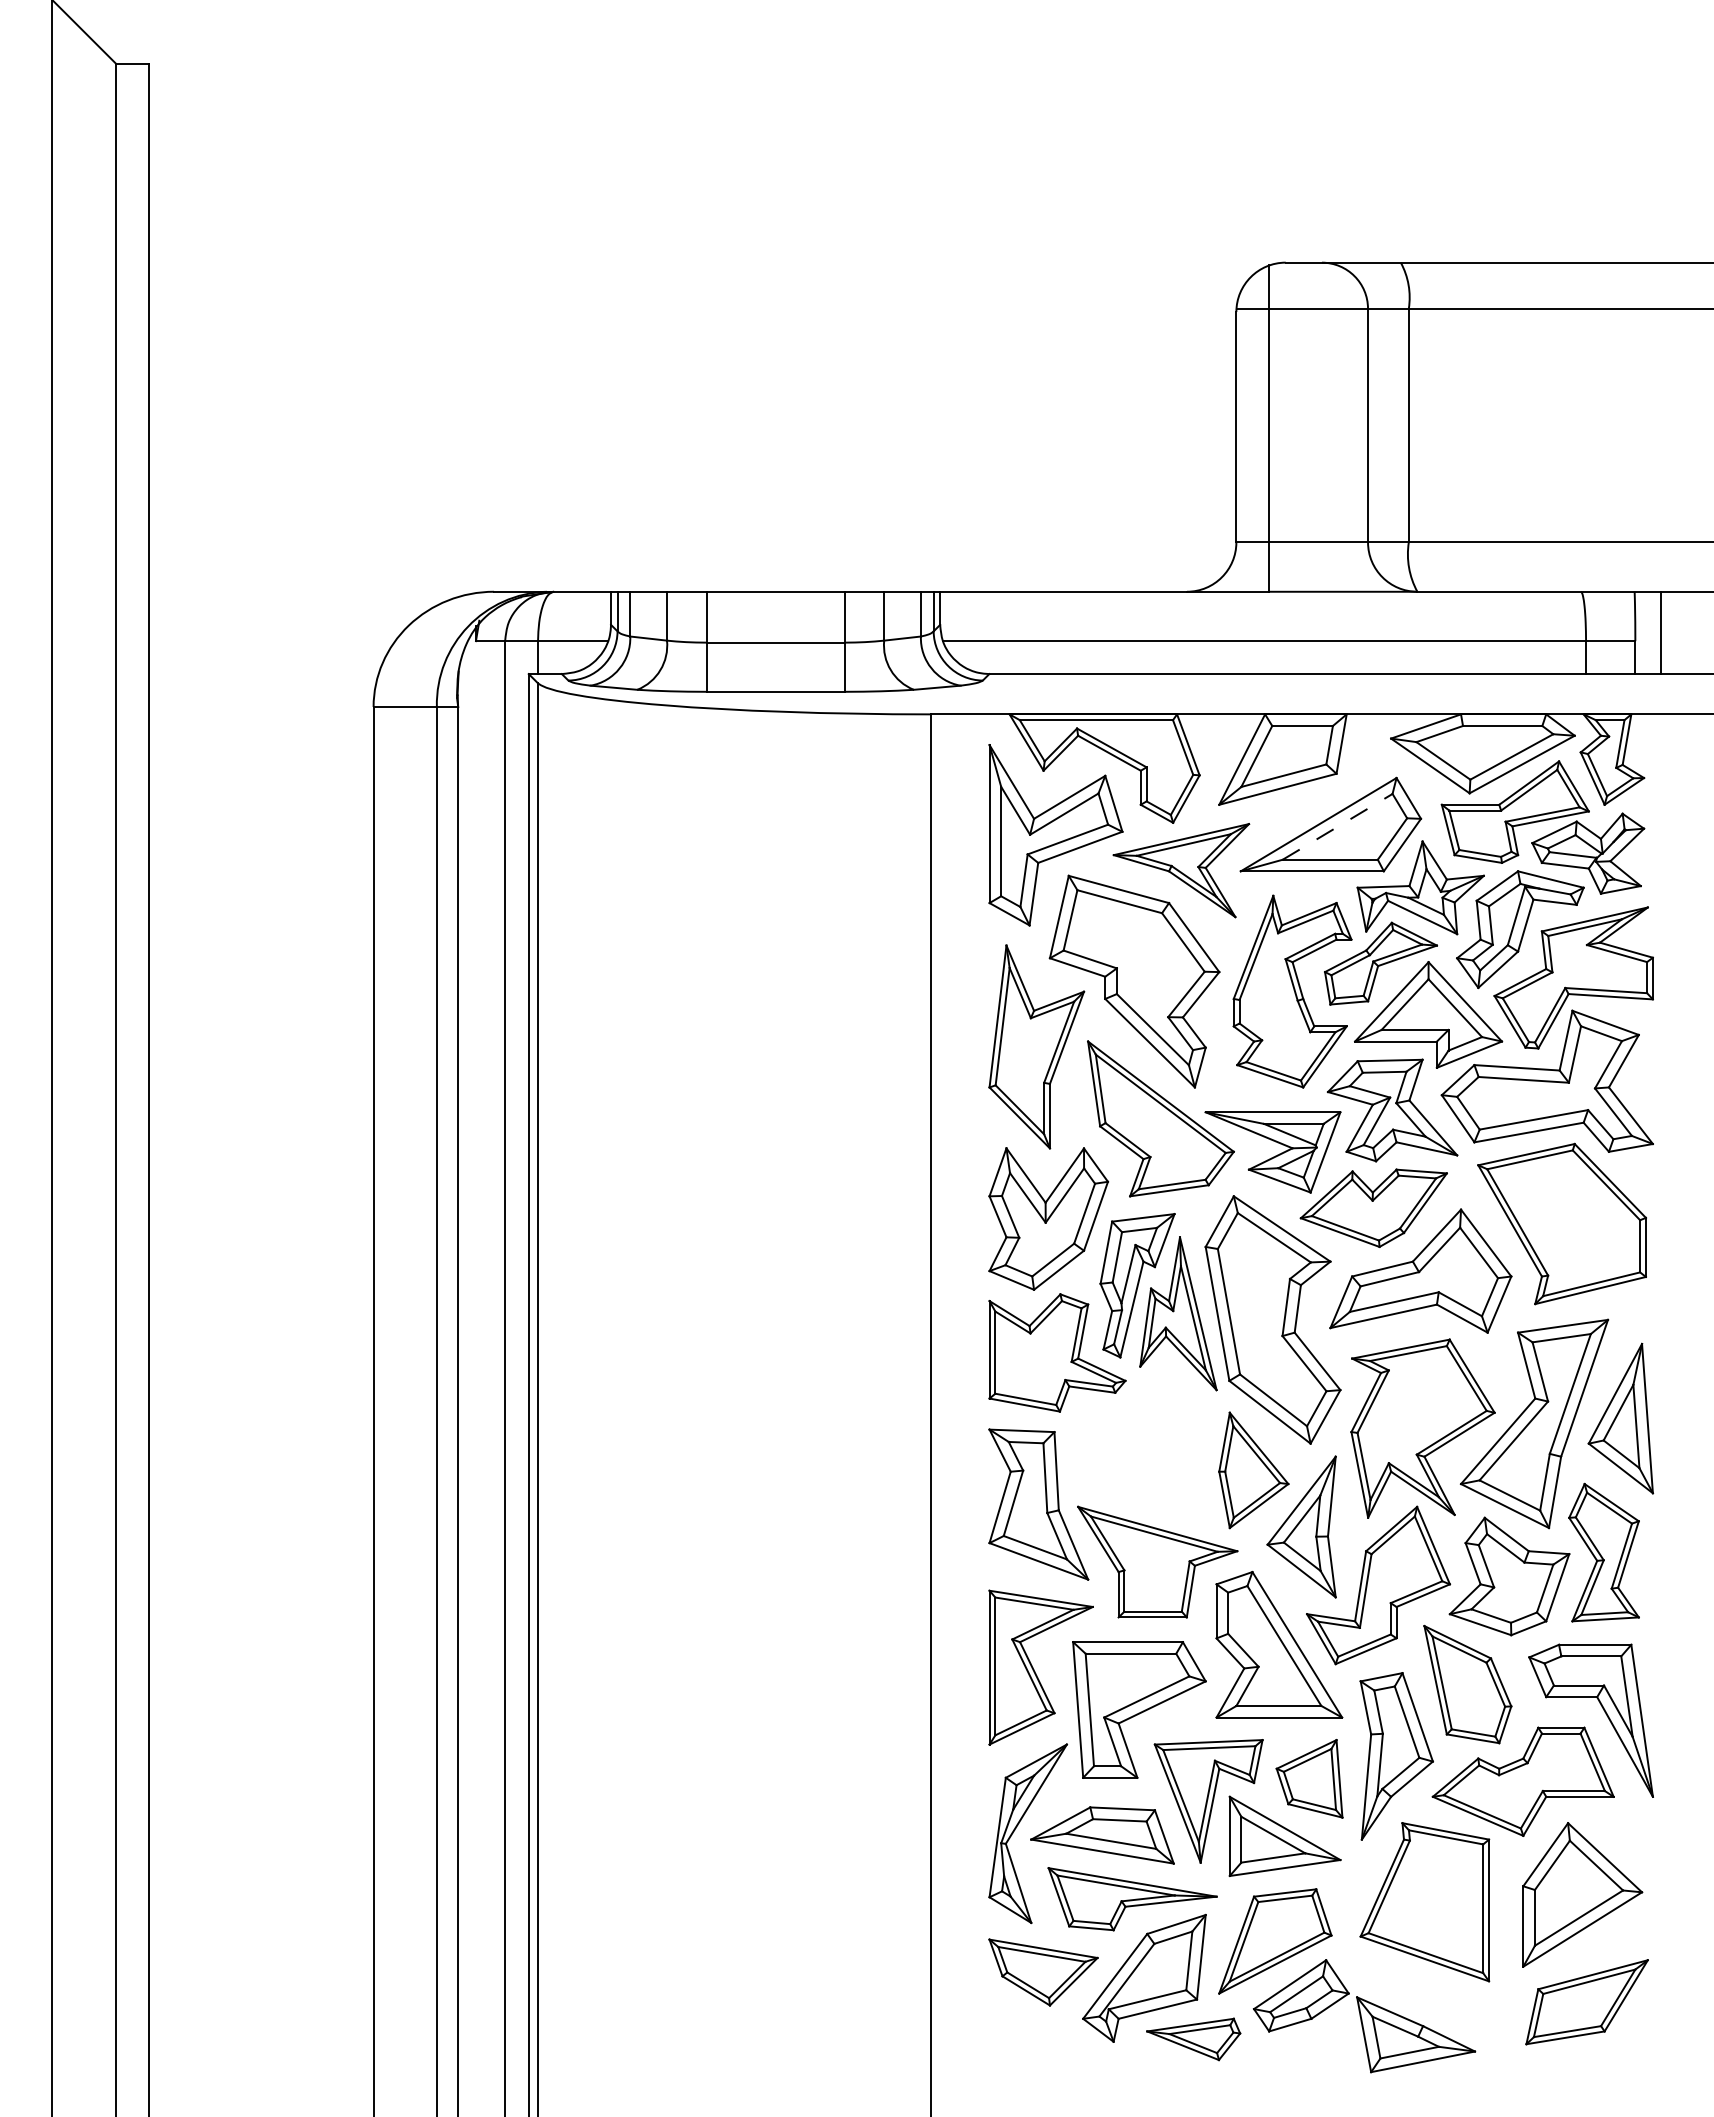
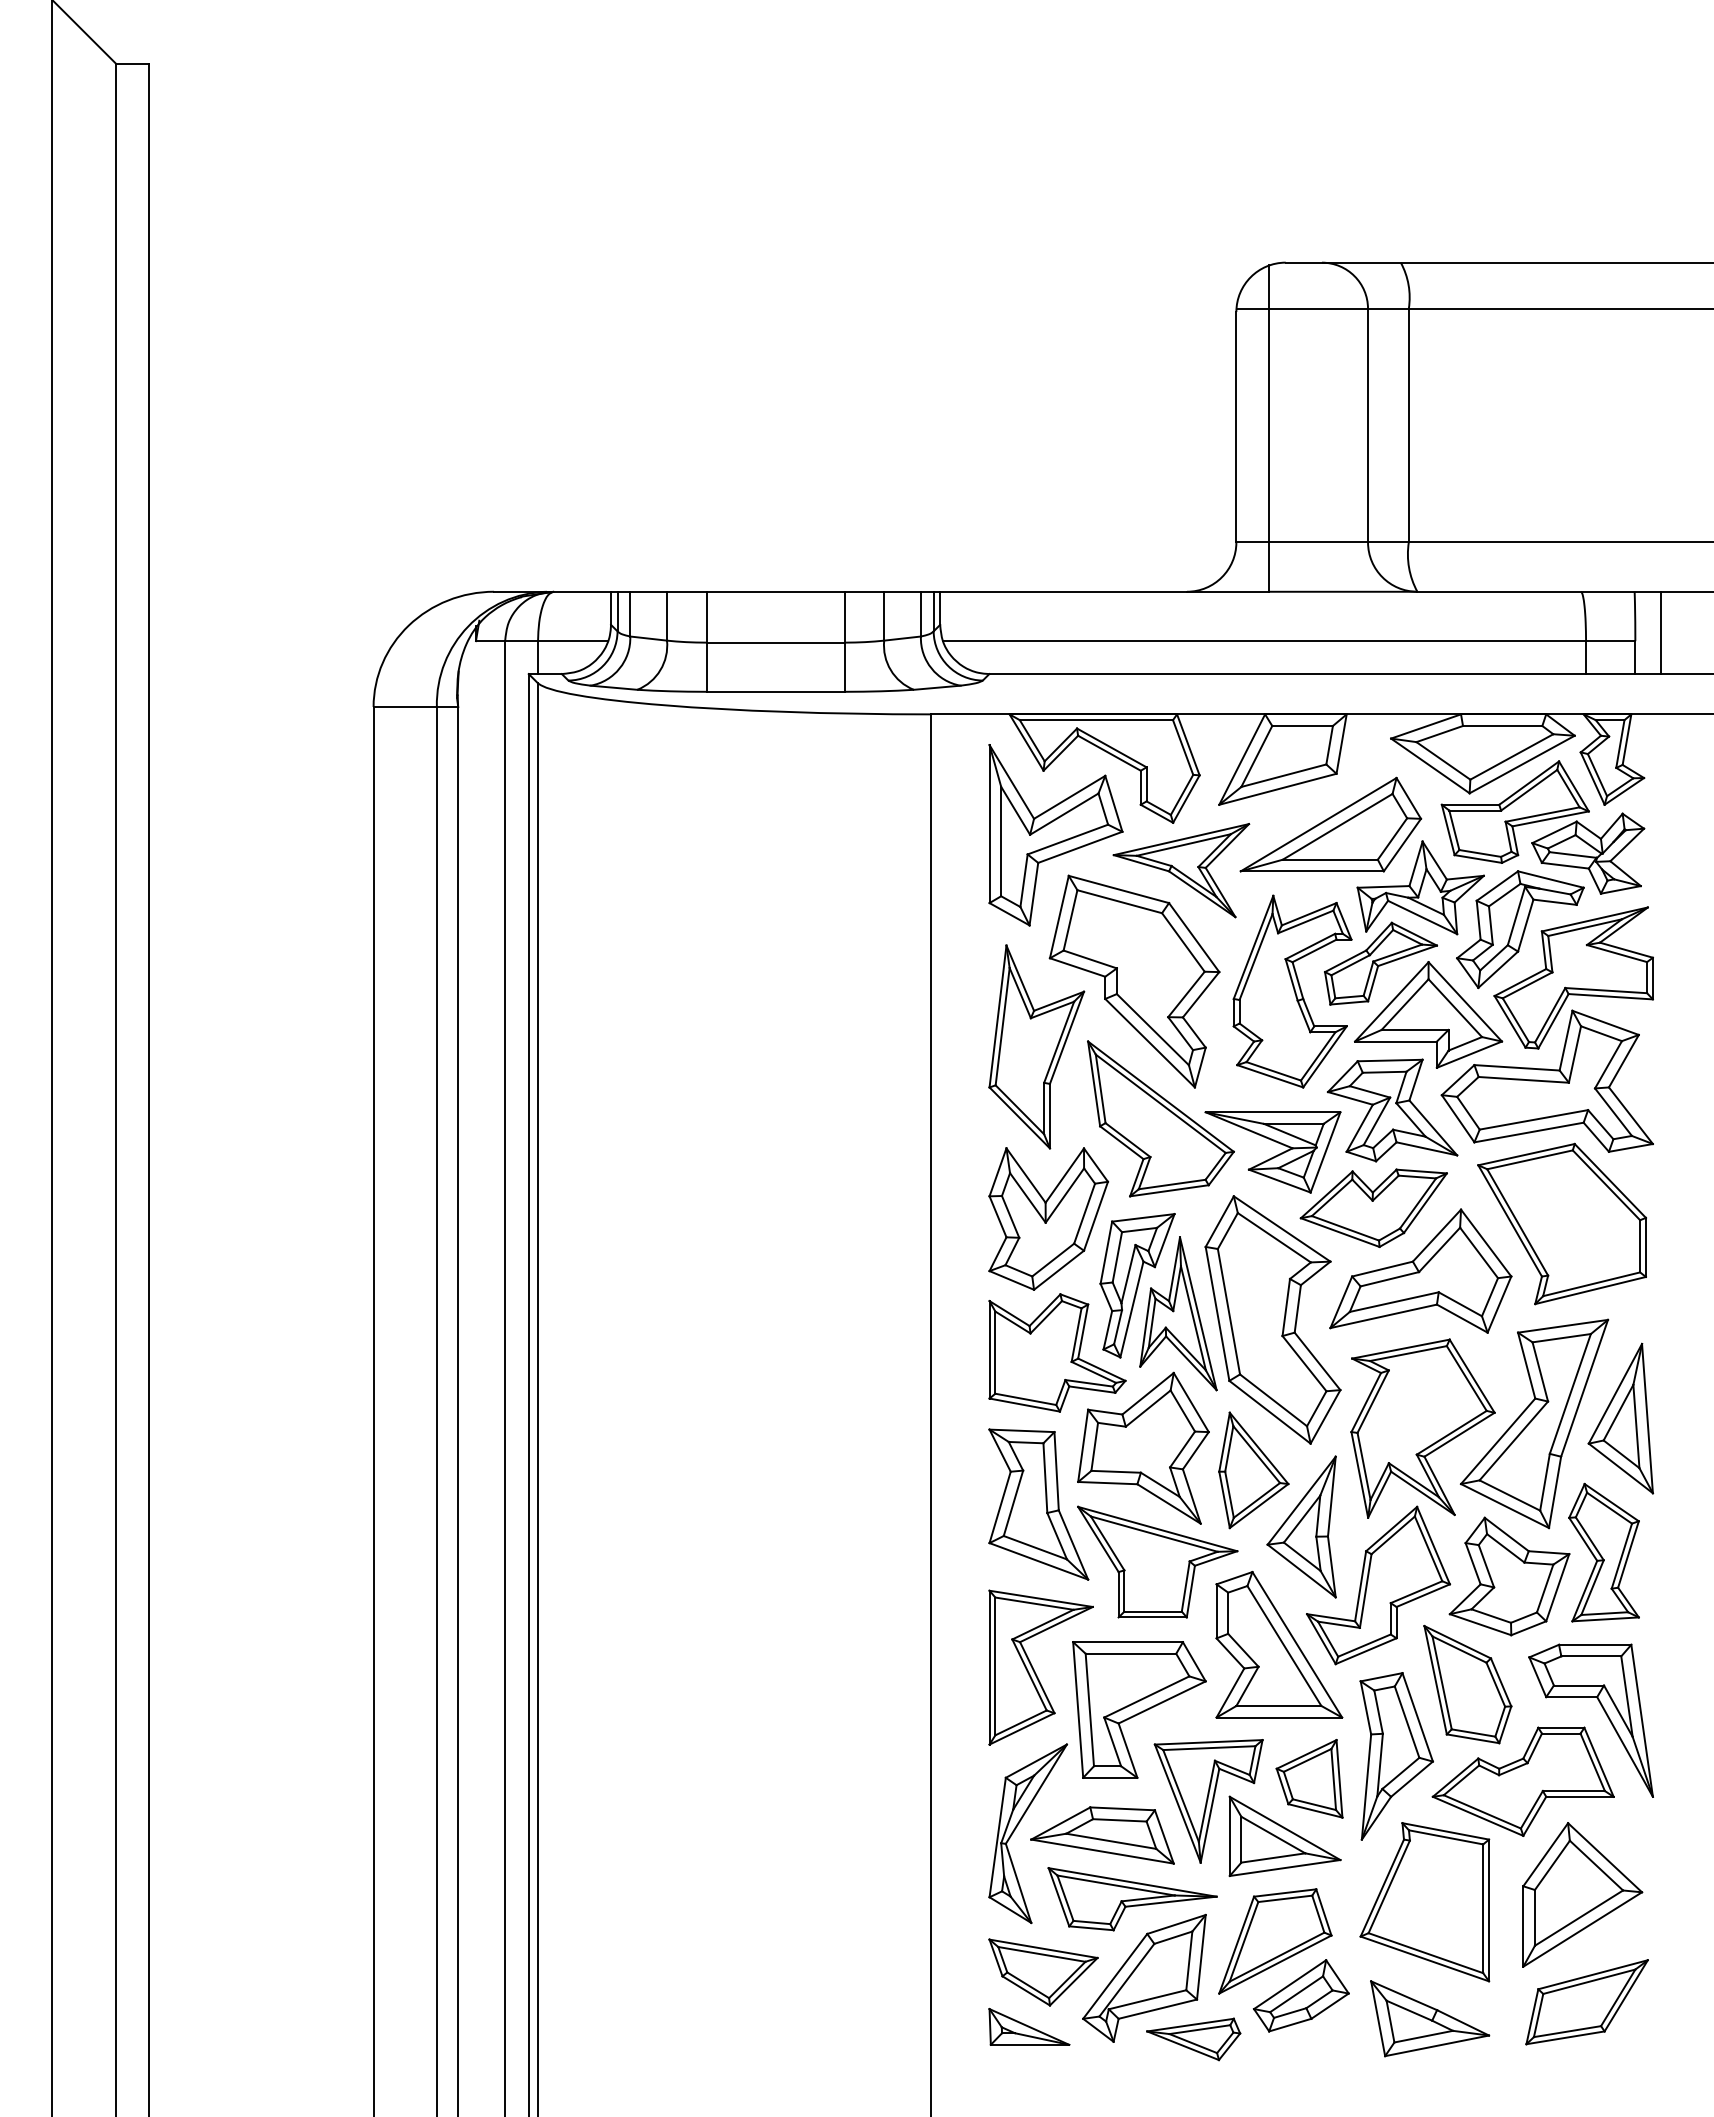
line: dashed -> solid (1338, 826)
part: none -> present (1143, 1447)
part: none -> present (1029, 2026)
part position: (1416, 2034) -> (1430, 2018) (1430, 2018)
